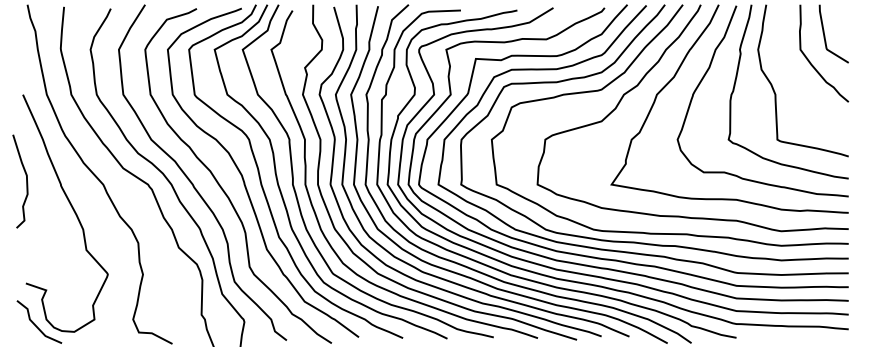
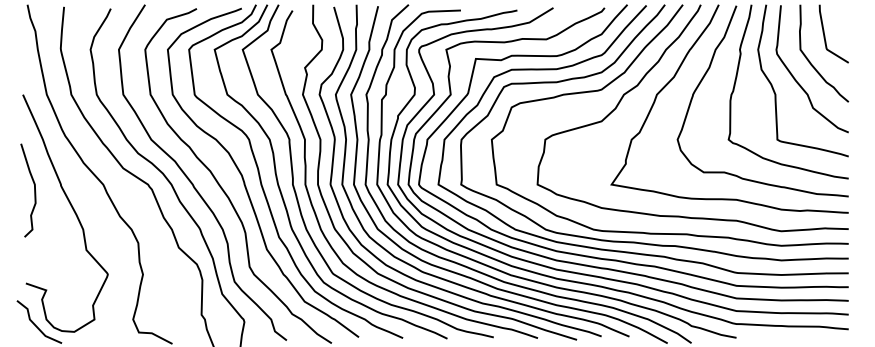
curve: none -> present (796, 79)
curve position: (26, 181) -> (34, 190) (34, 190)
